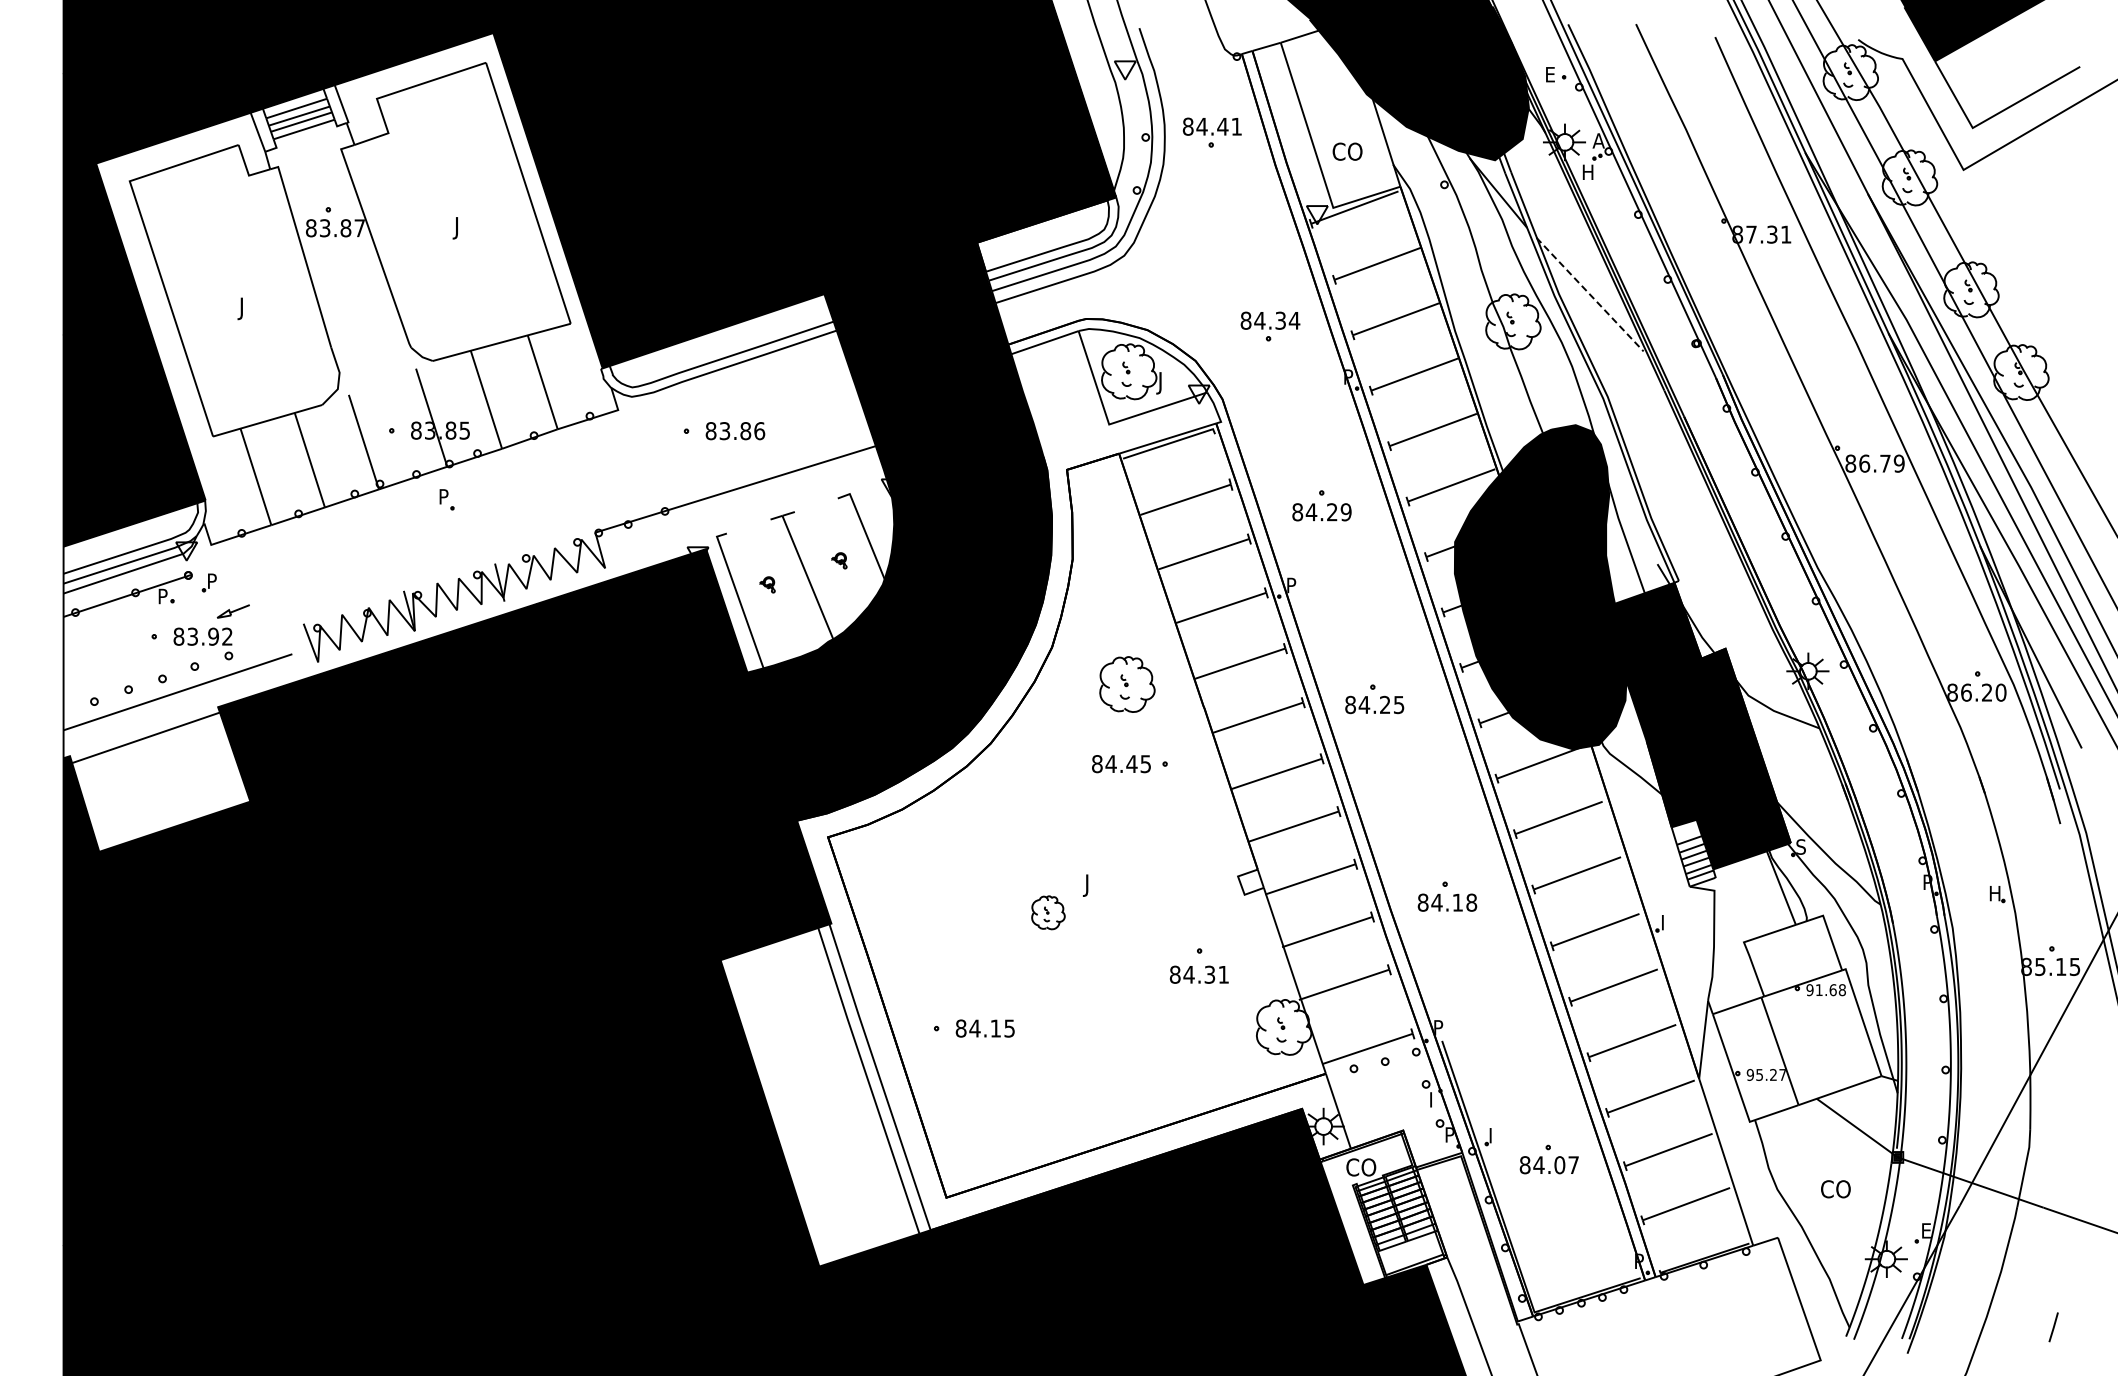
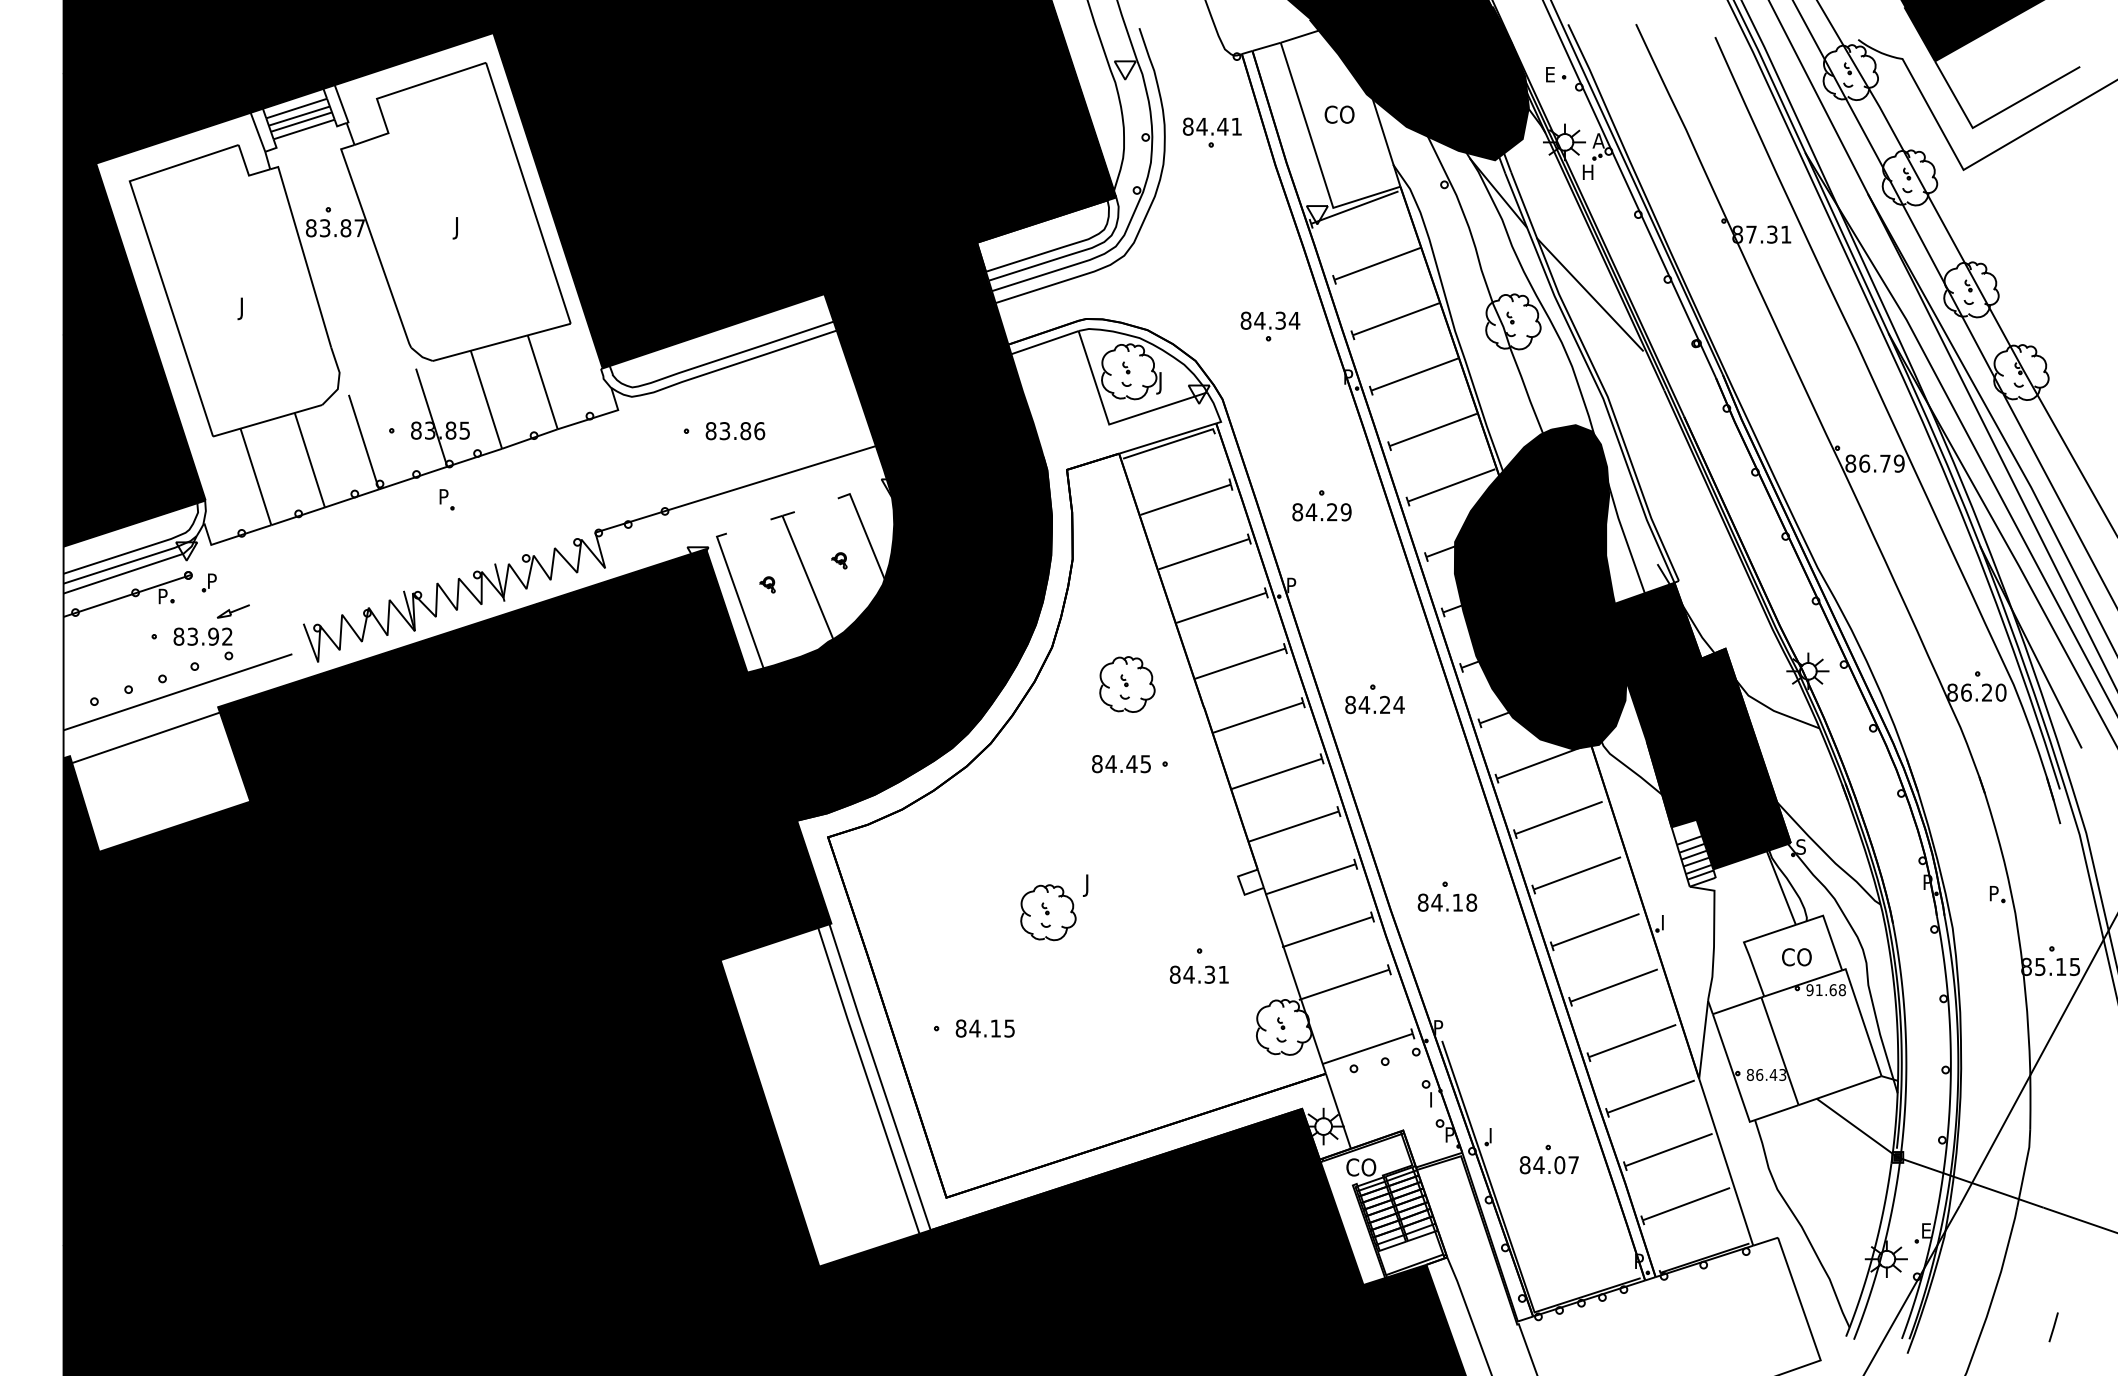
text position: (1347, 151) -> (1339, 114) (1339, 114)
line: dashed -> solid (1590, 294)
text: 84.25 -> 84.24 (1398, 705)
text: H -> P (1995, 893)
part size: 35x36 px -> 57x58 px (1048, 912)
text: 95.27 -> 86.43 (1766, 1074)
text position: (1835, 1189) -> (1796, 957) (1796, 957)
